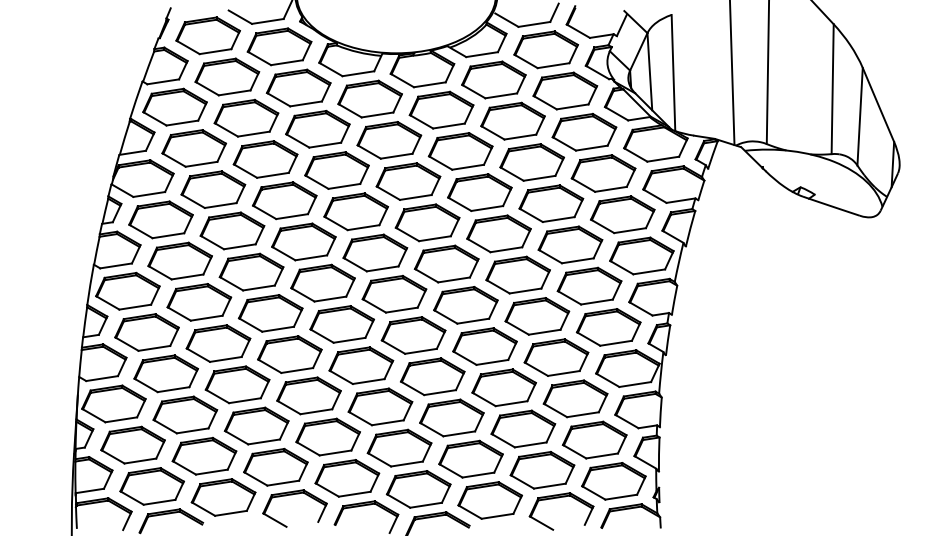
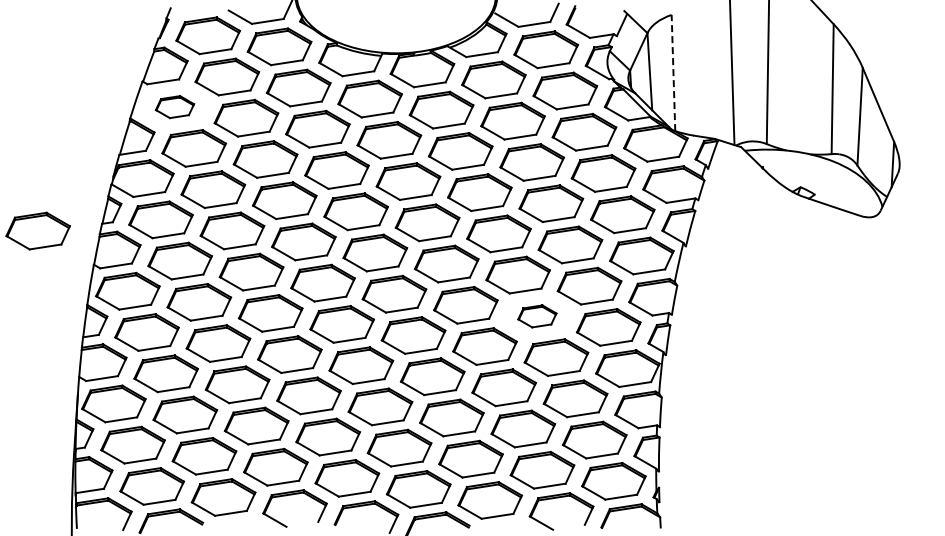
line: solid -> dashed (673, 72)
part size: 66x40 px -> 42x25 px (174, 107)
part: none -> present (37, 230)
part size: 67x39 px -> 41x25 px (537, 316)
